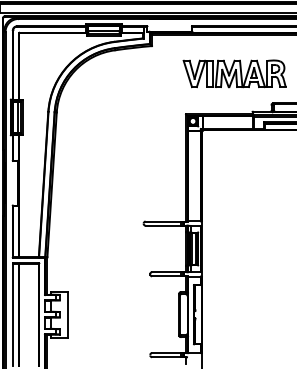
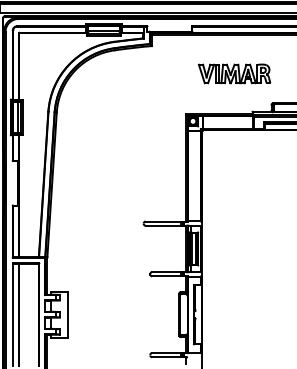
part size: 105x30 px -> 74x22 px (234, 73)
